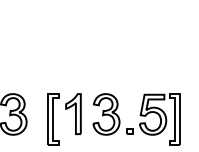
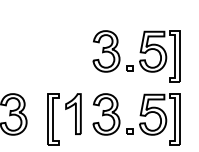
part: none -> present (136, 56)
